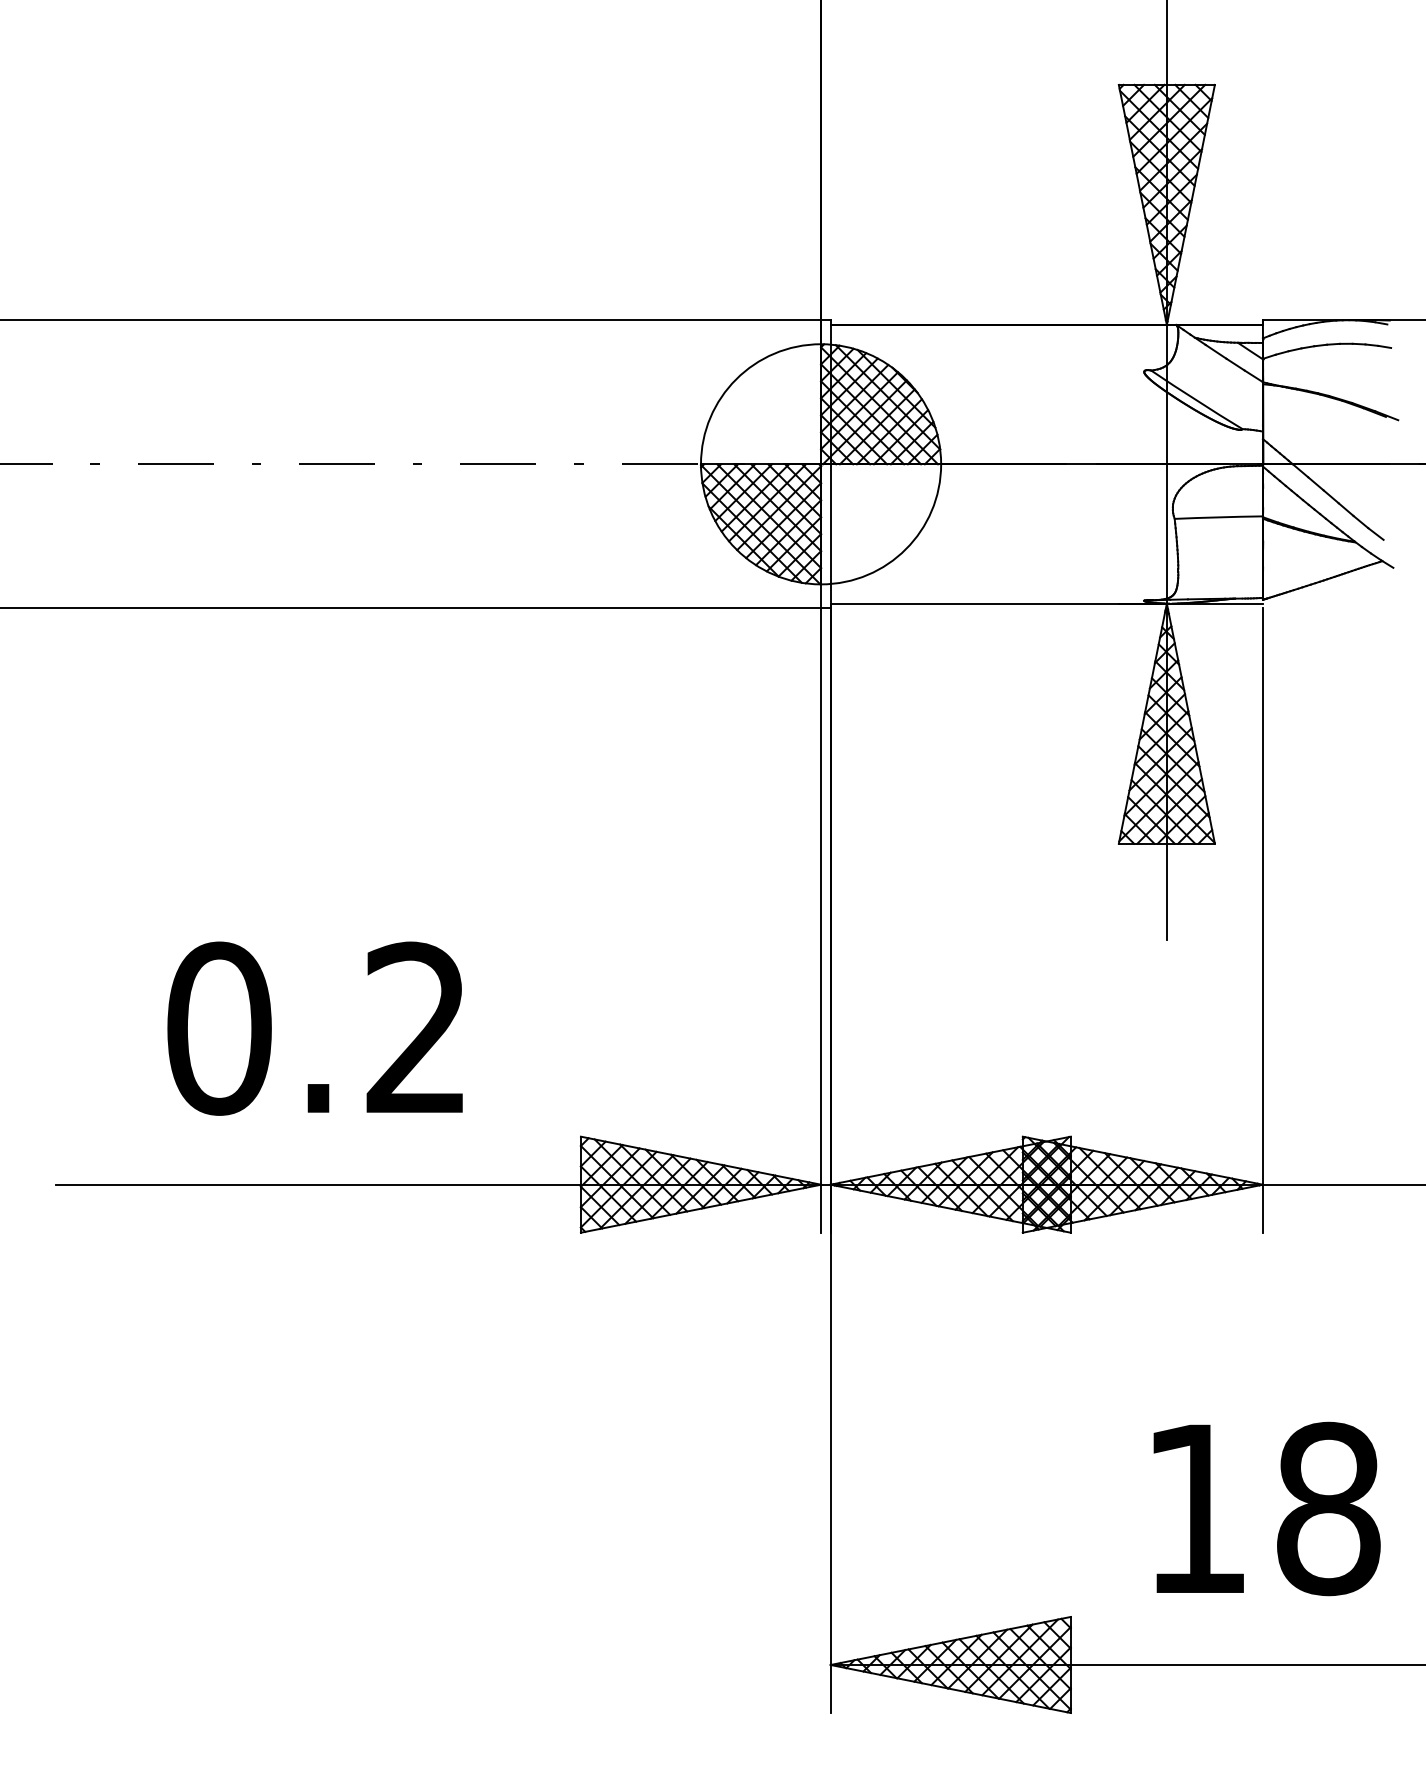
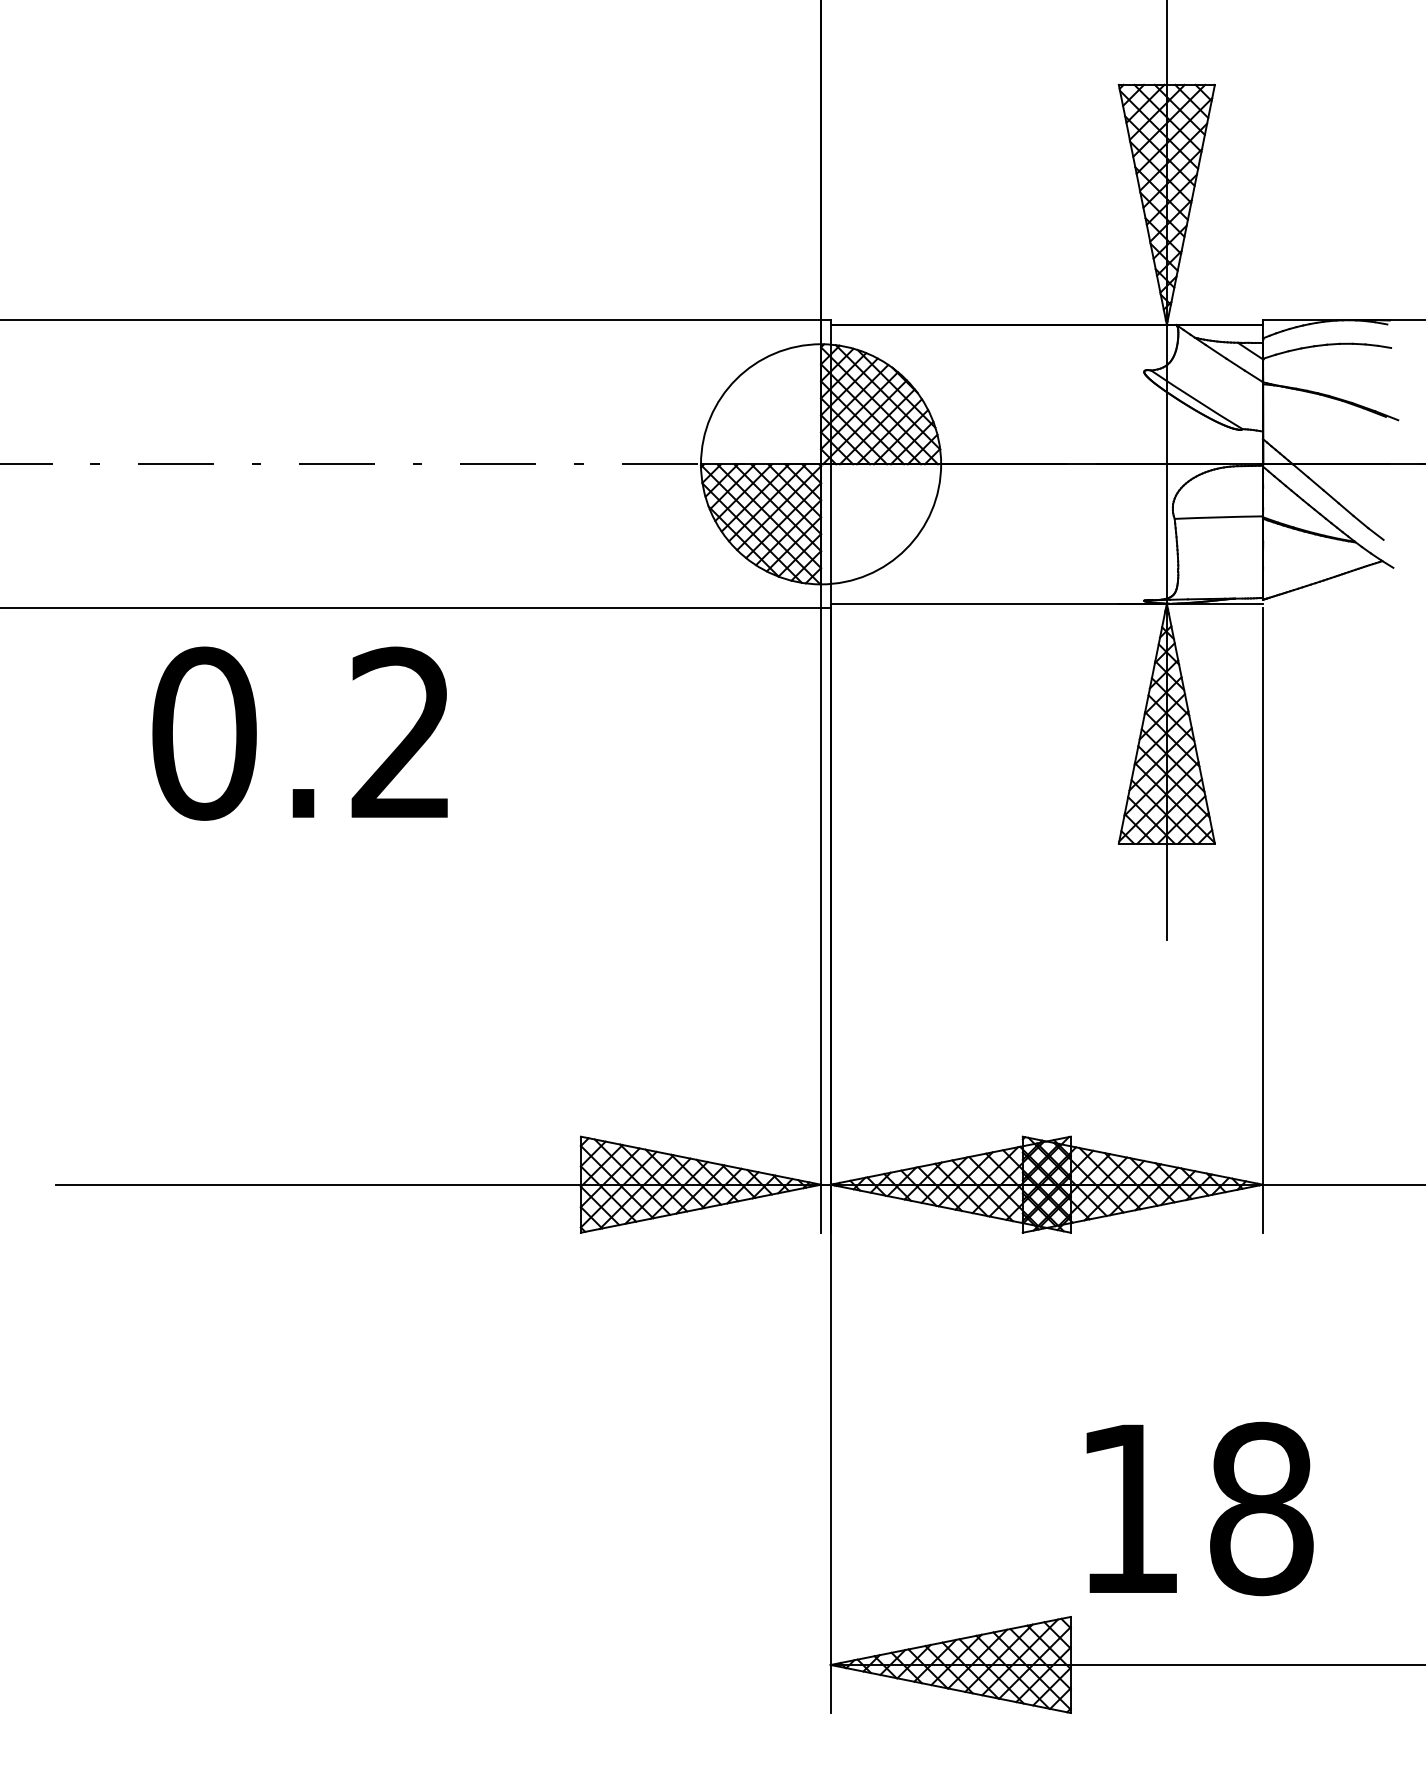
text position: (314, 1028) -> (299, 733) (299, 733)
text position: (1266, 1508) -> (1199, 1508) (1199, 1508)
